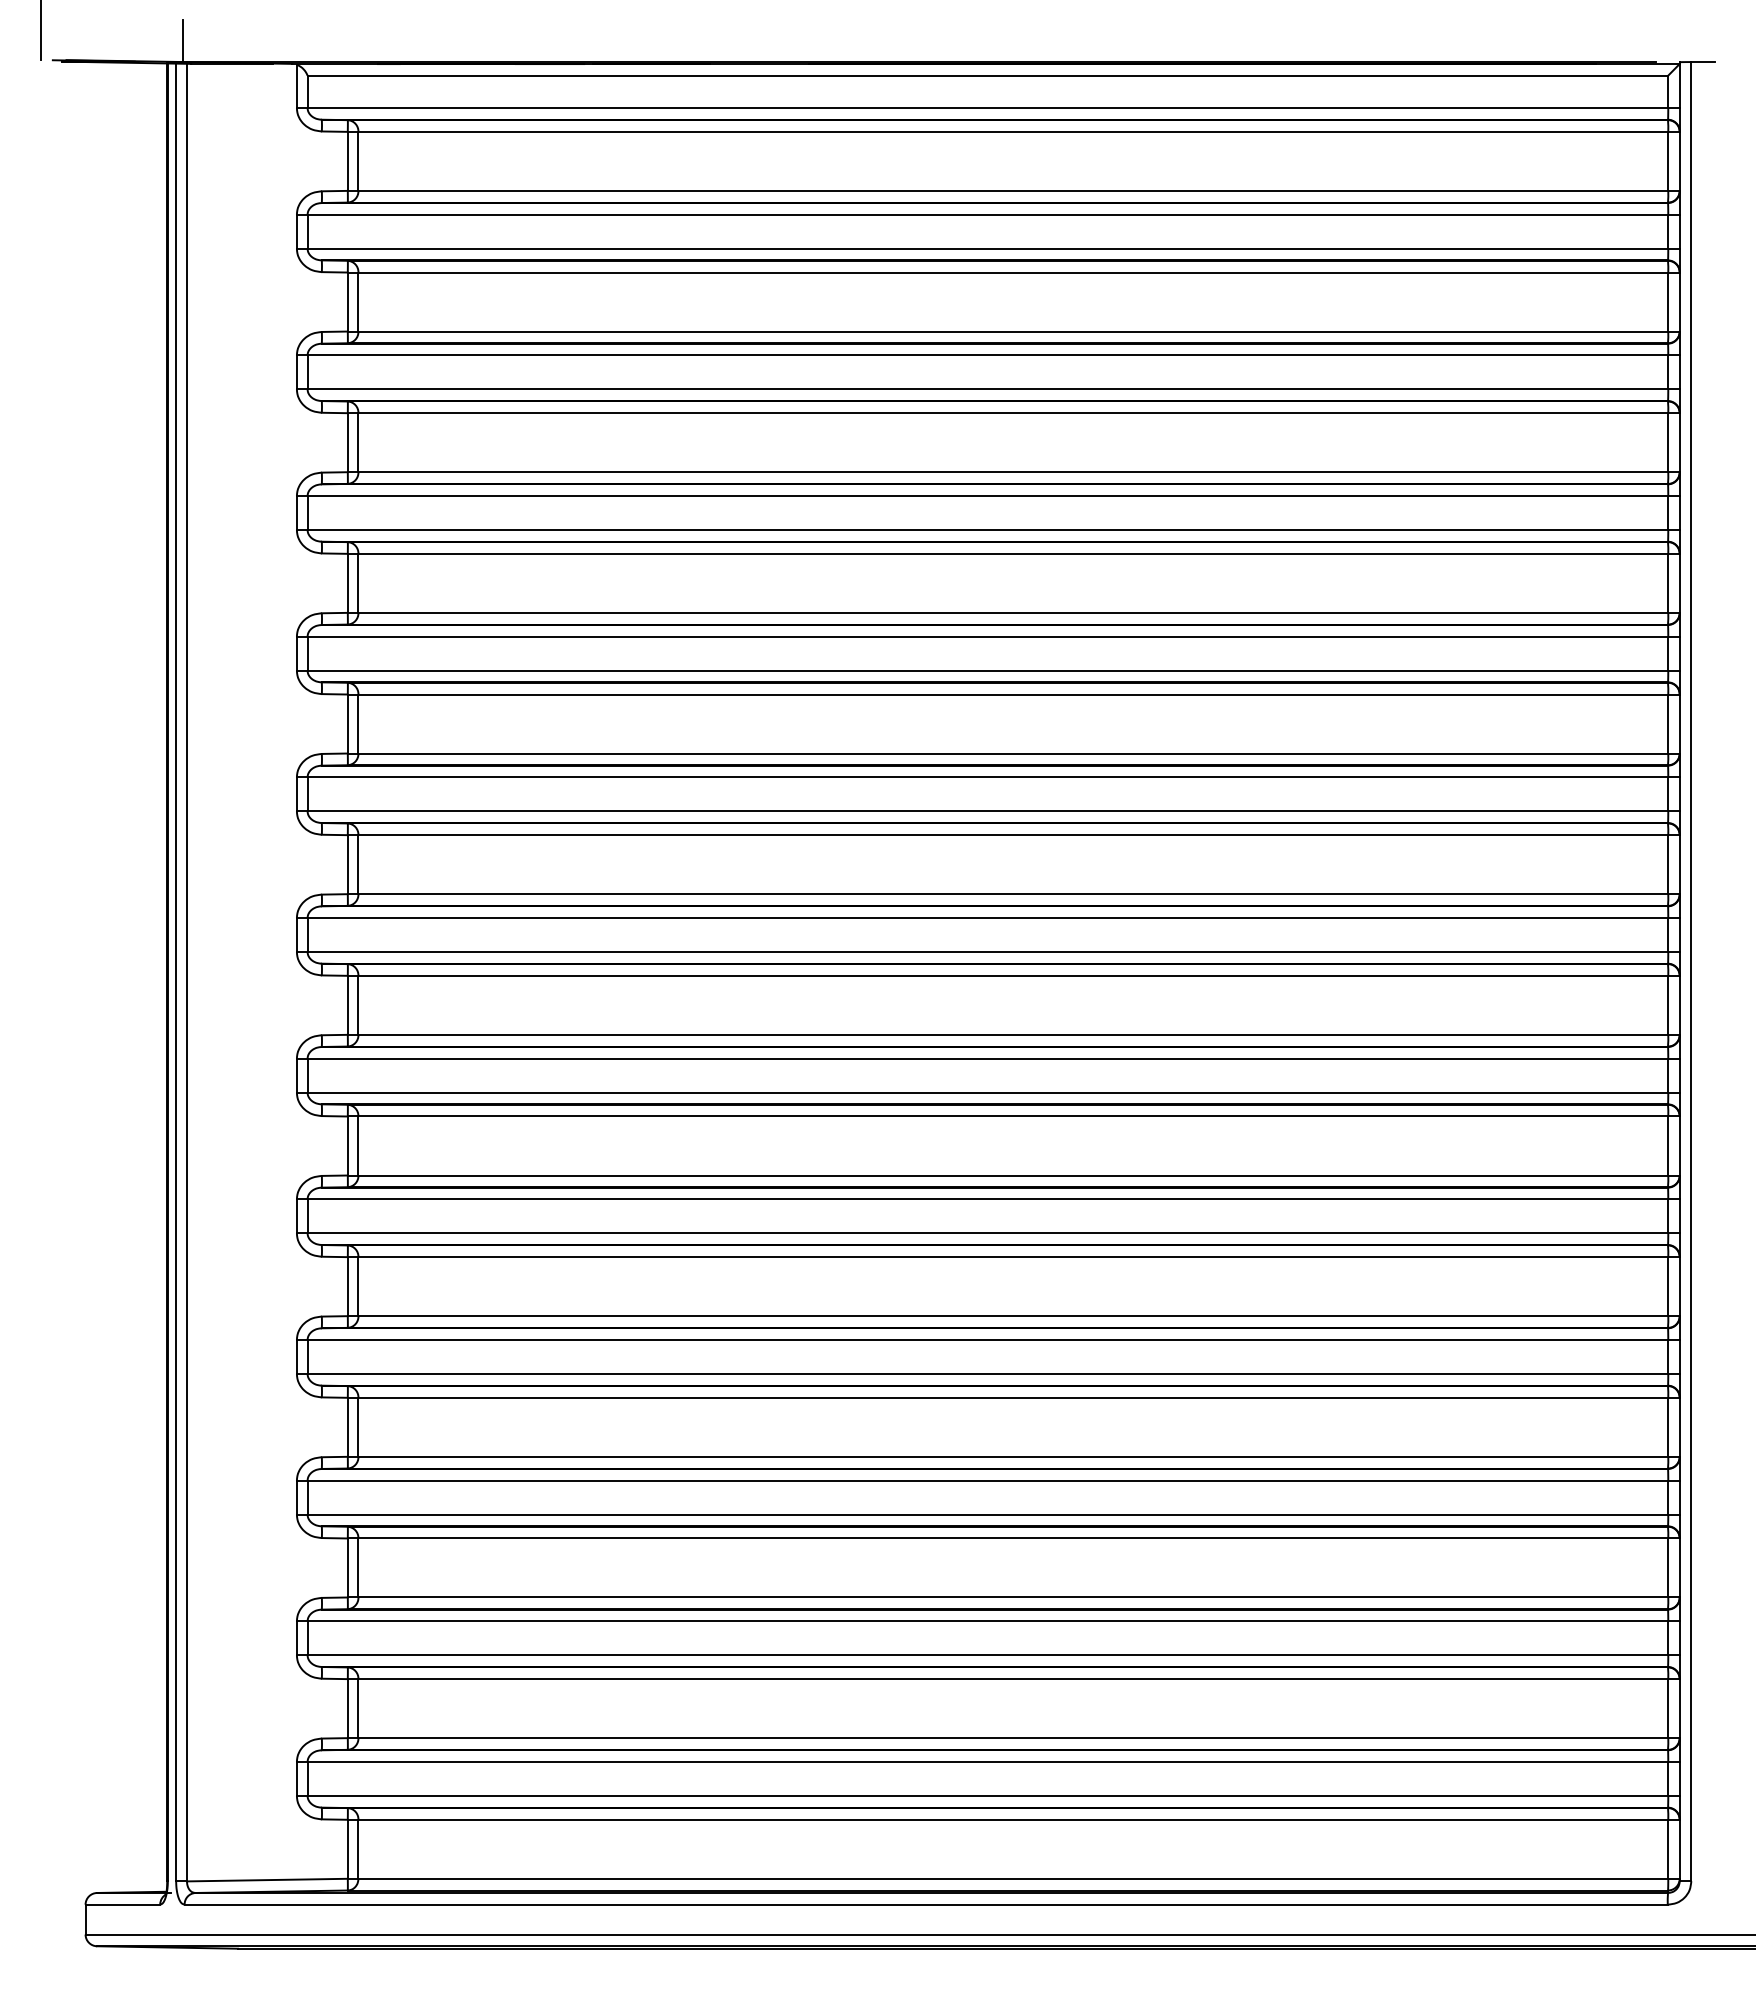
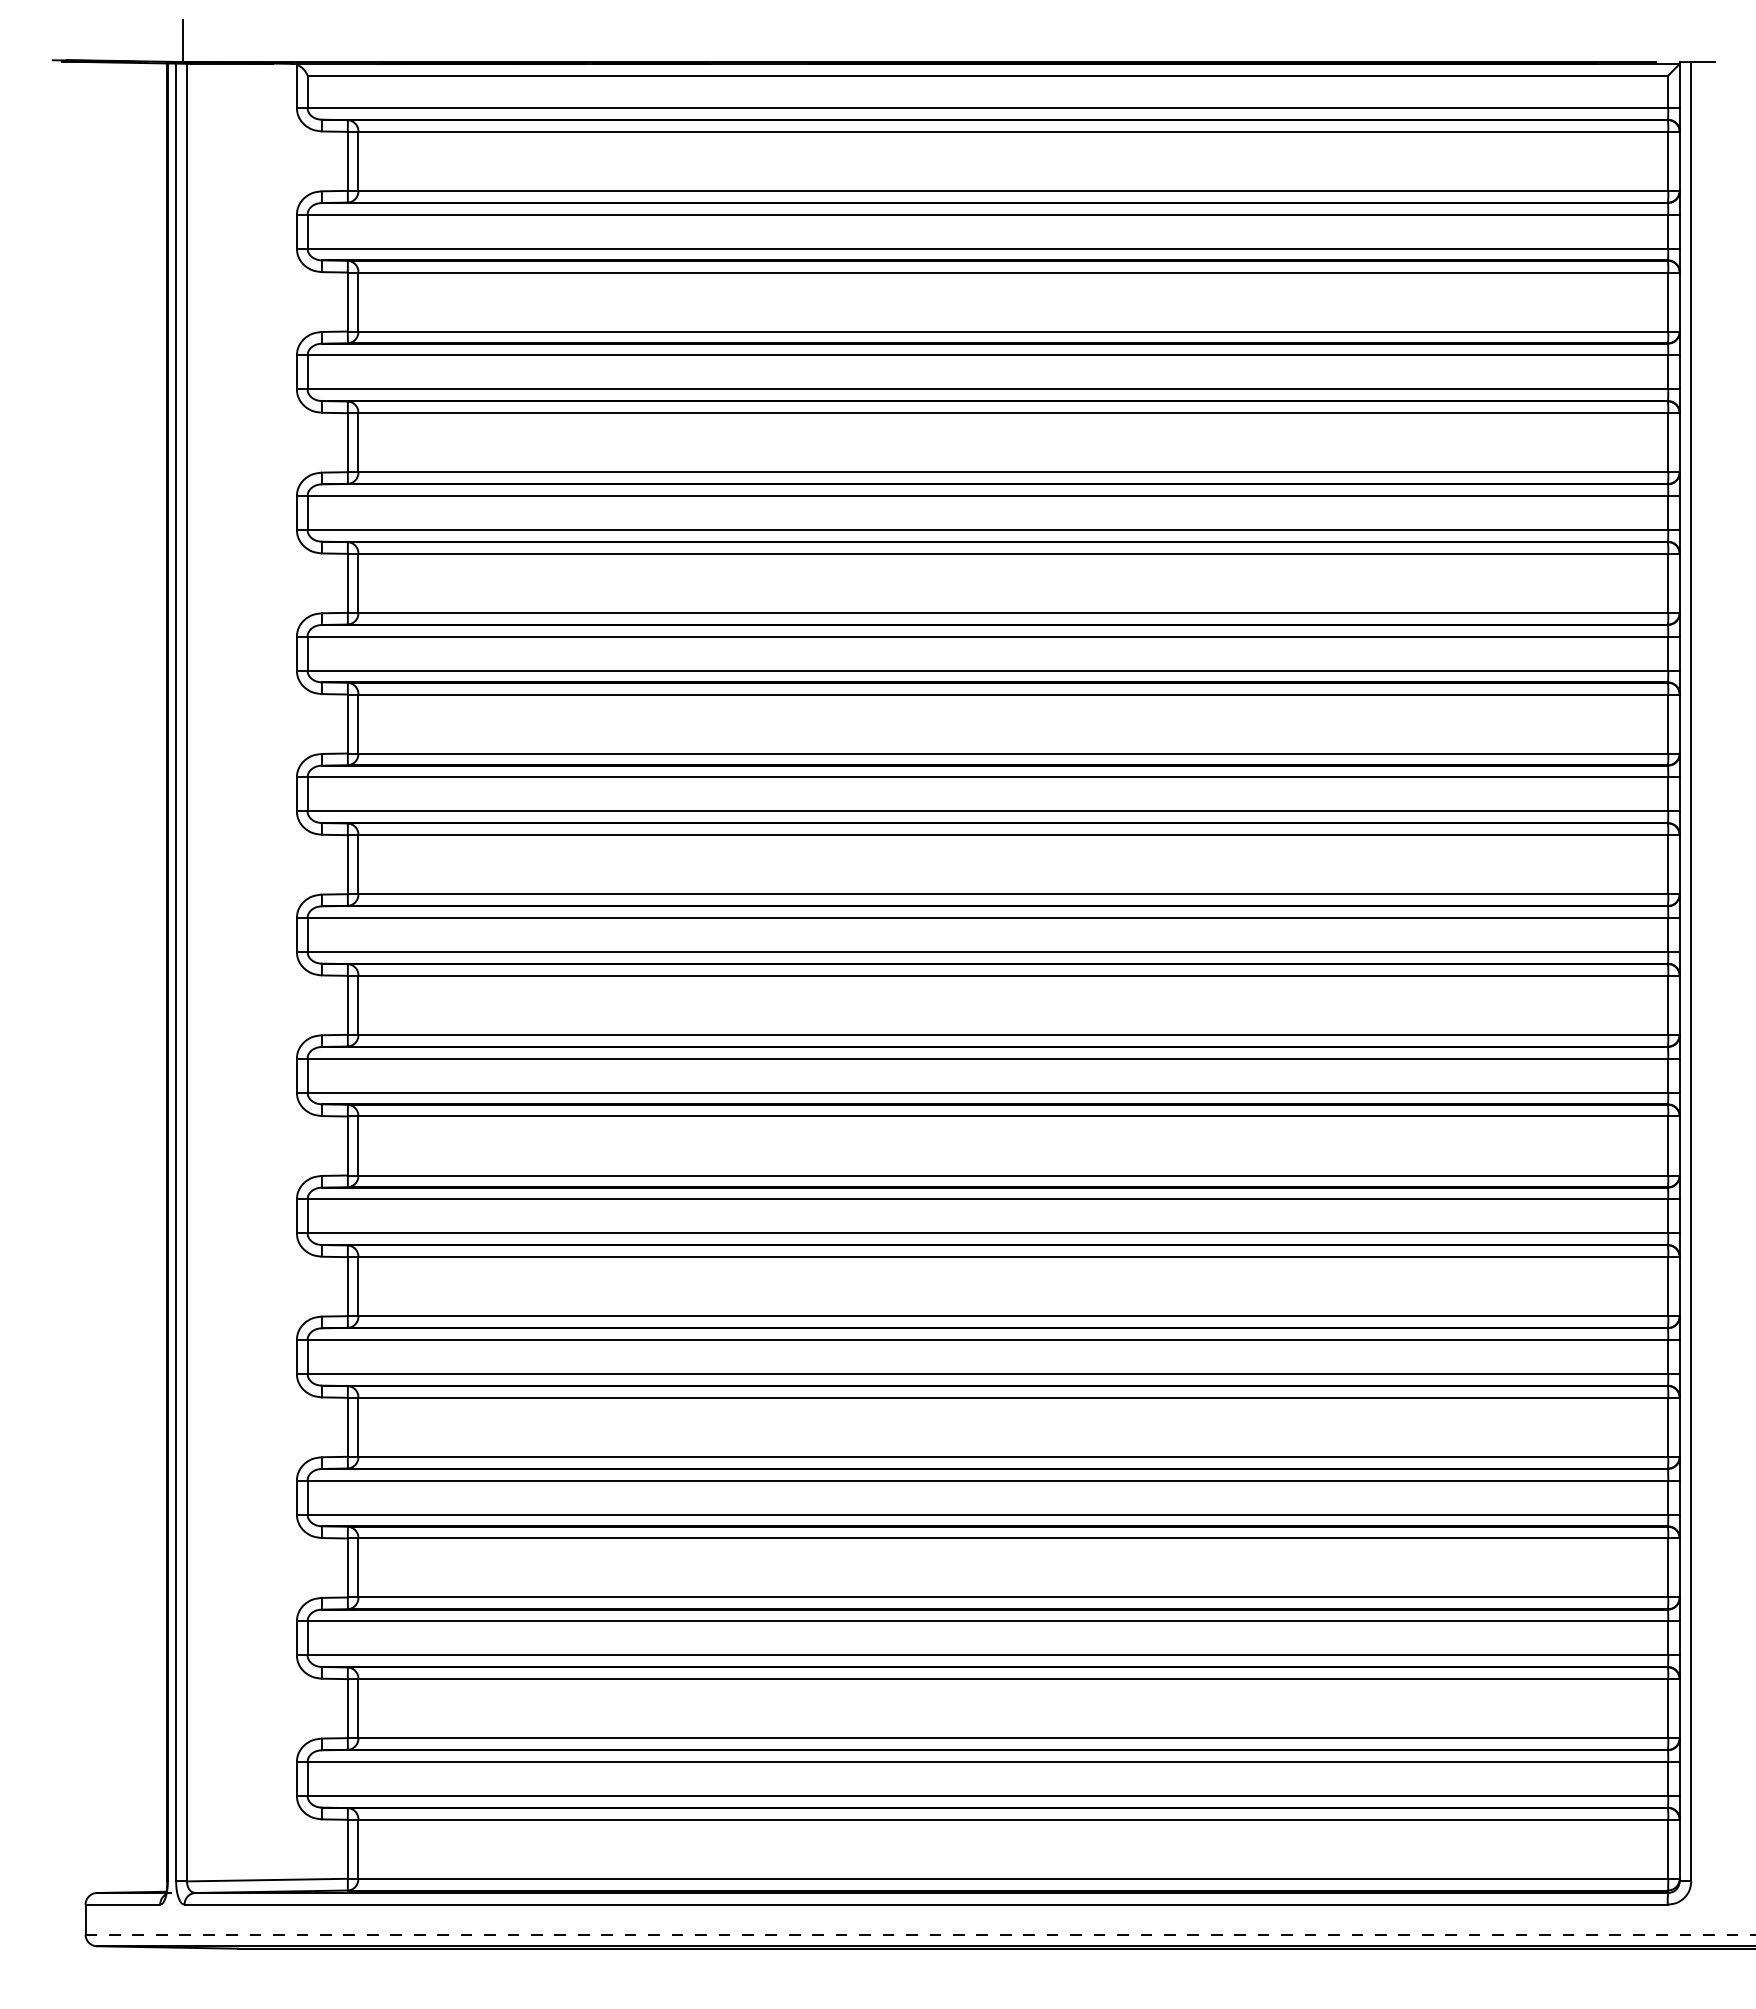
line: present -> none (41, 31)
line: solid -> dashed (920, 1934)
